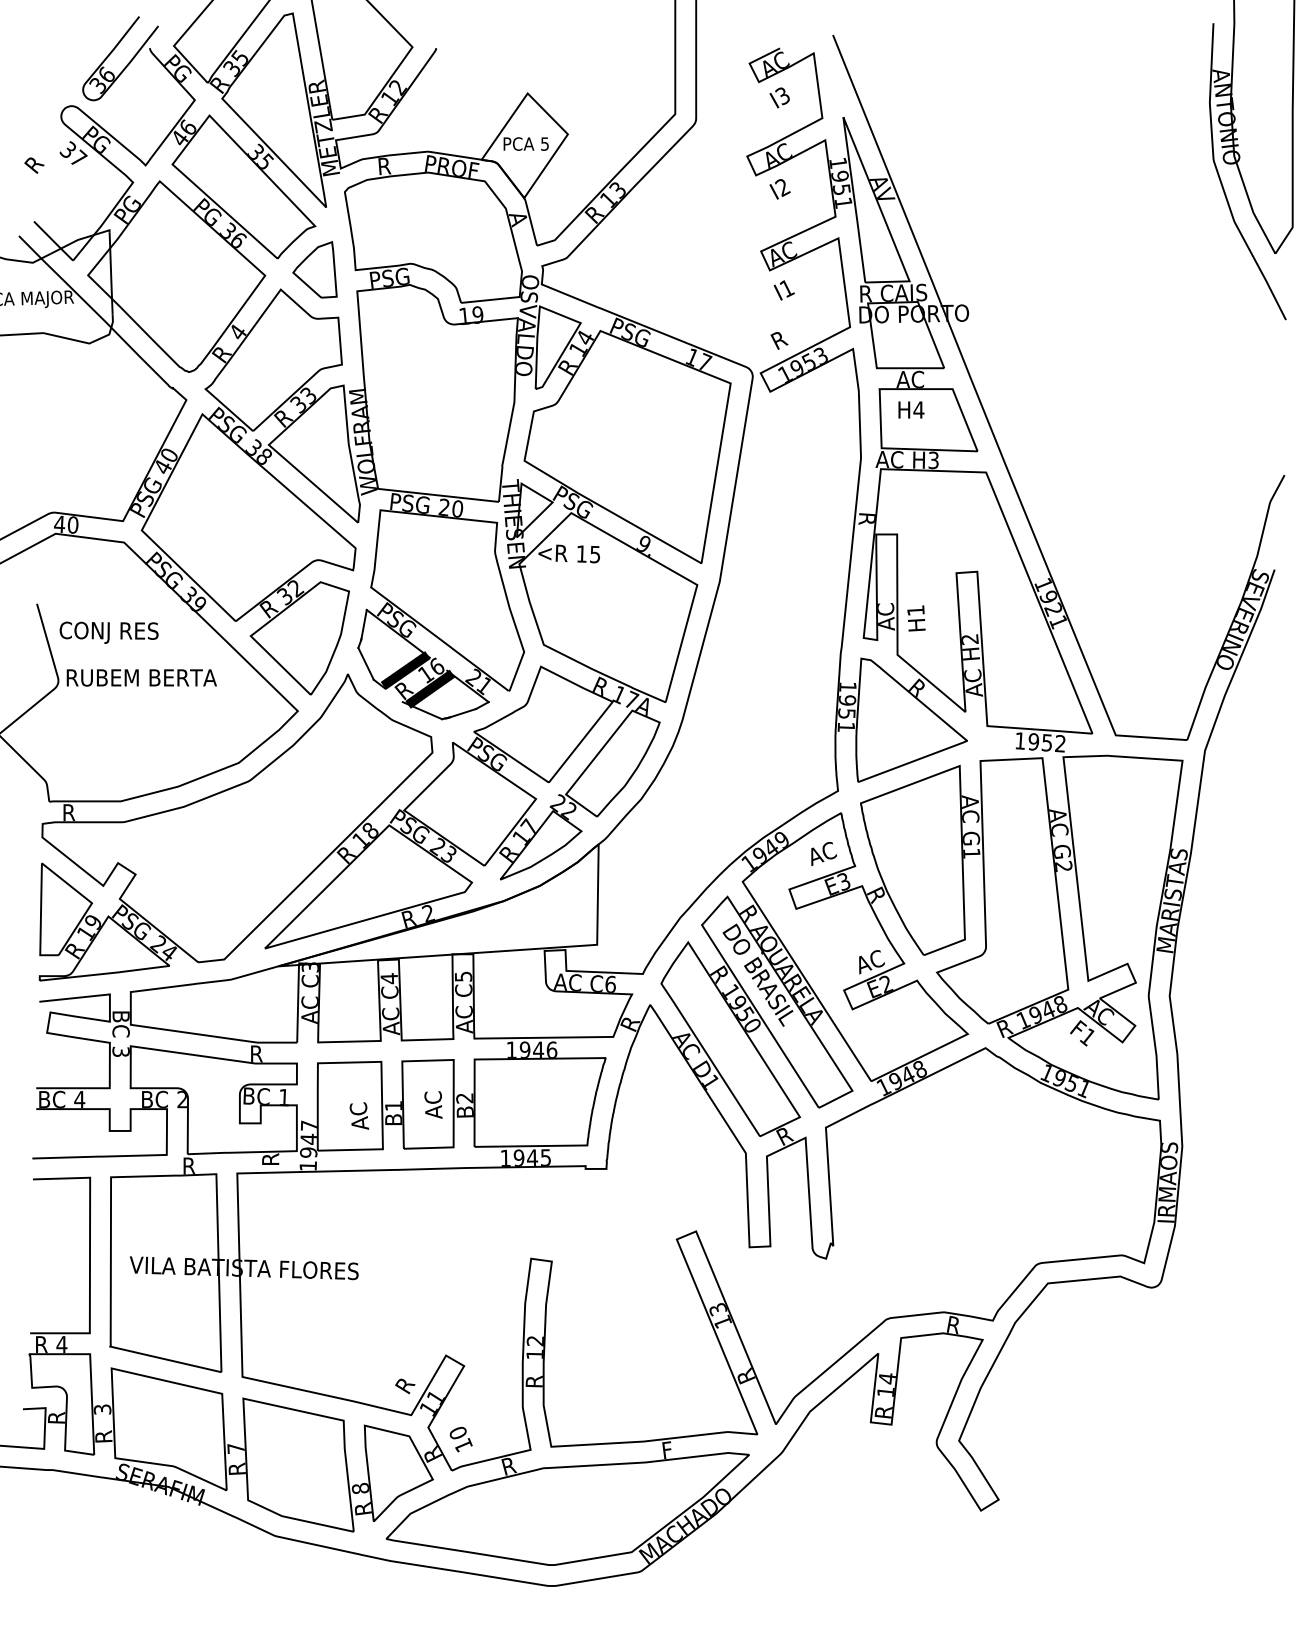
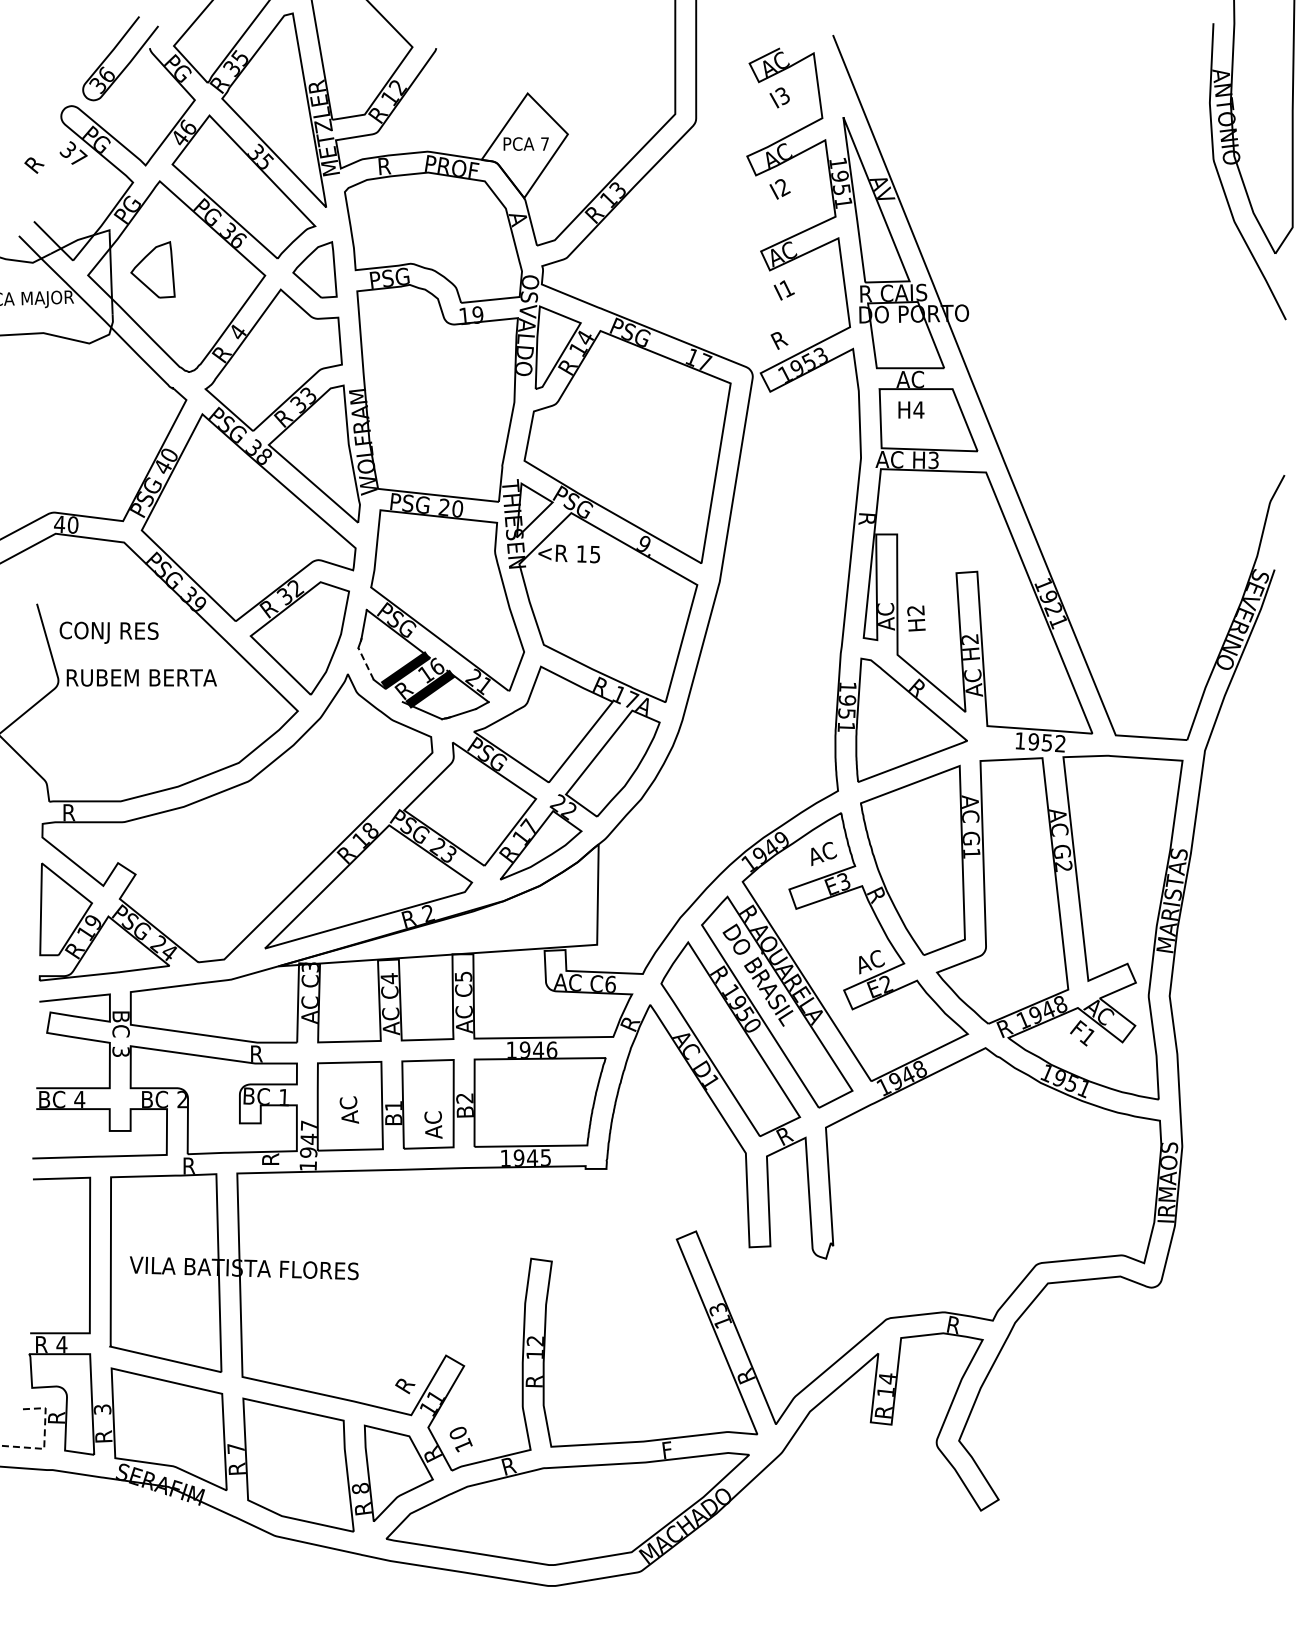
text: 5 -> 7 (544, 143)
part: none -> present (152, 269)
text: H1 -> H2 (915, 610)
line: solid -> dashed (366, 663)
text position: (433, 1104) -> (433, 1124) (433, 1124)
text position: (359, 1115) -> (349, 1109) (349, 1109)
line: solid -> dashed (44, 1438)
